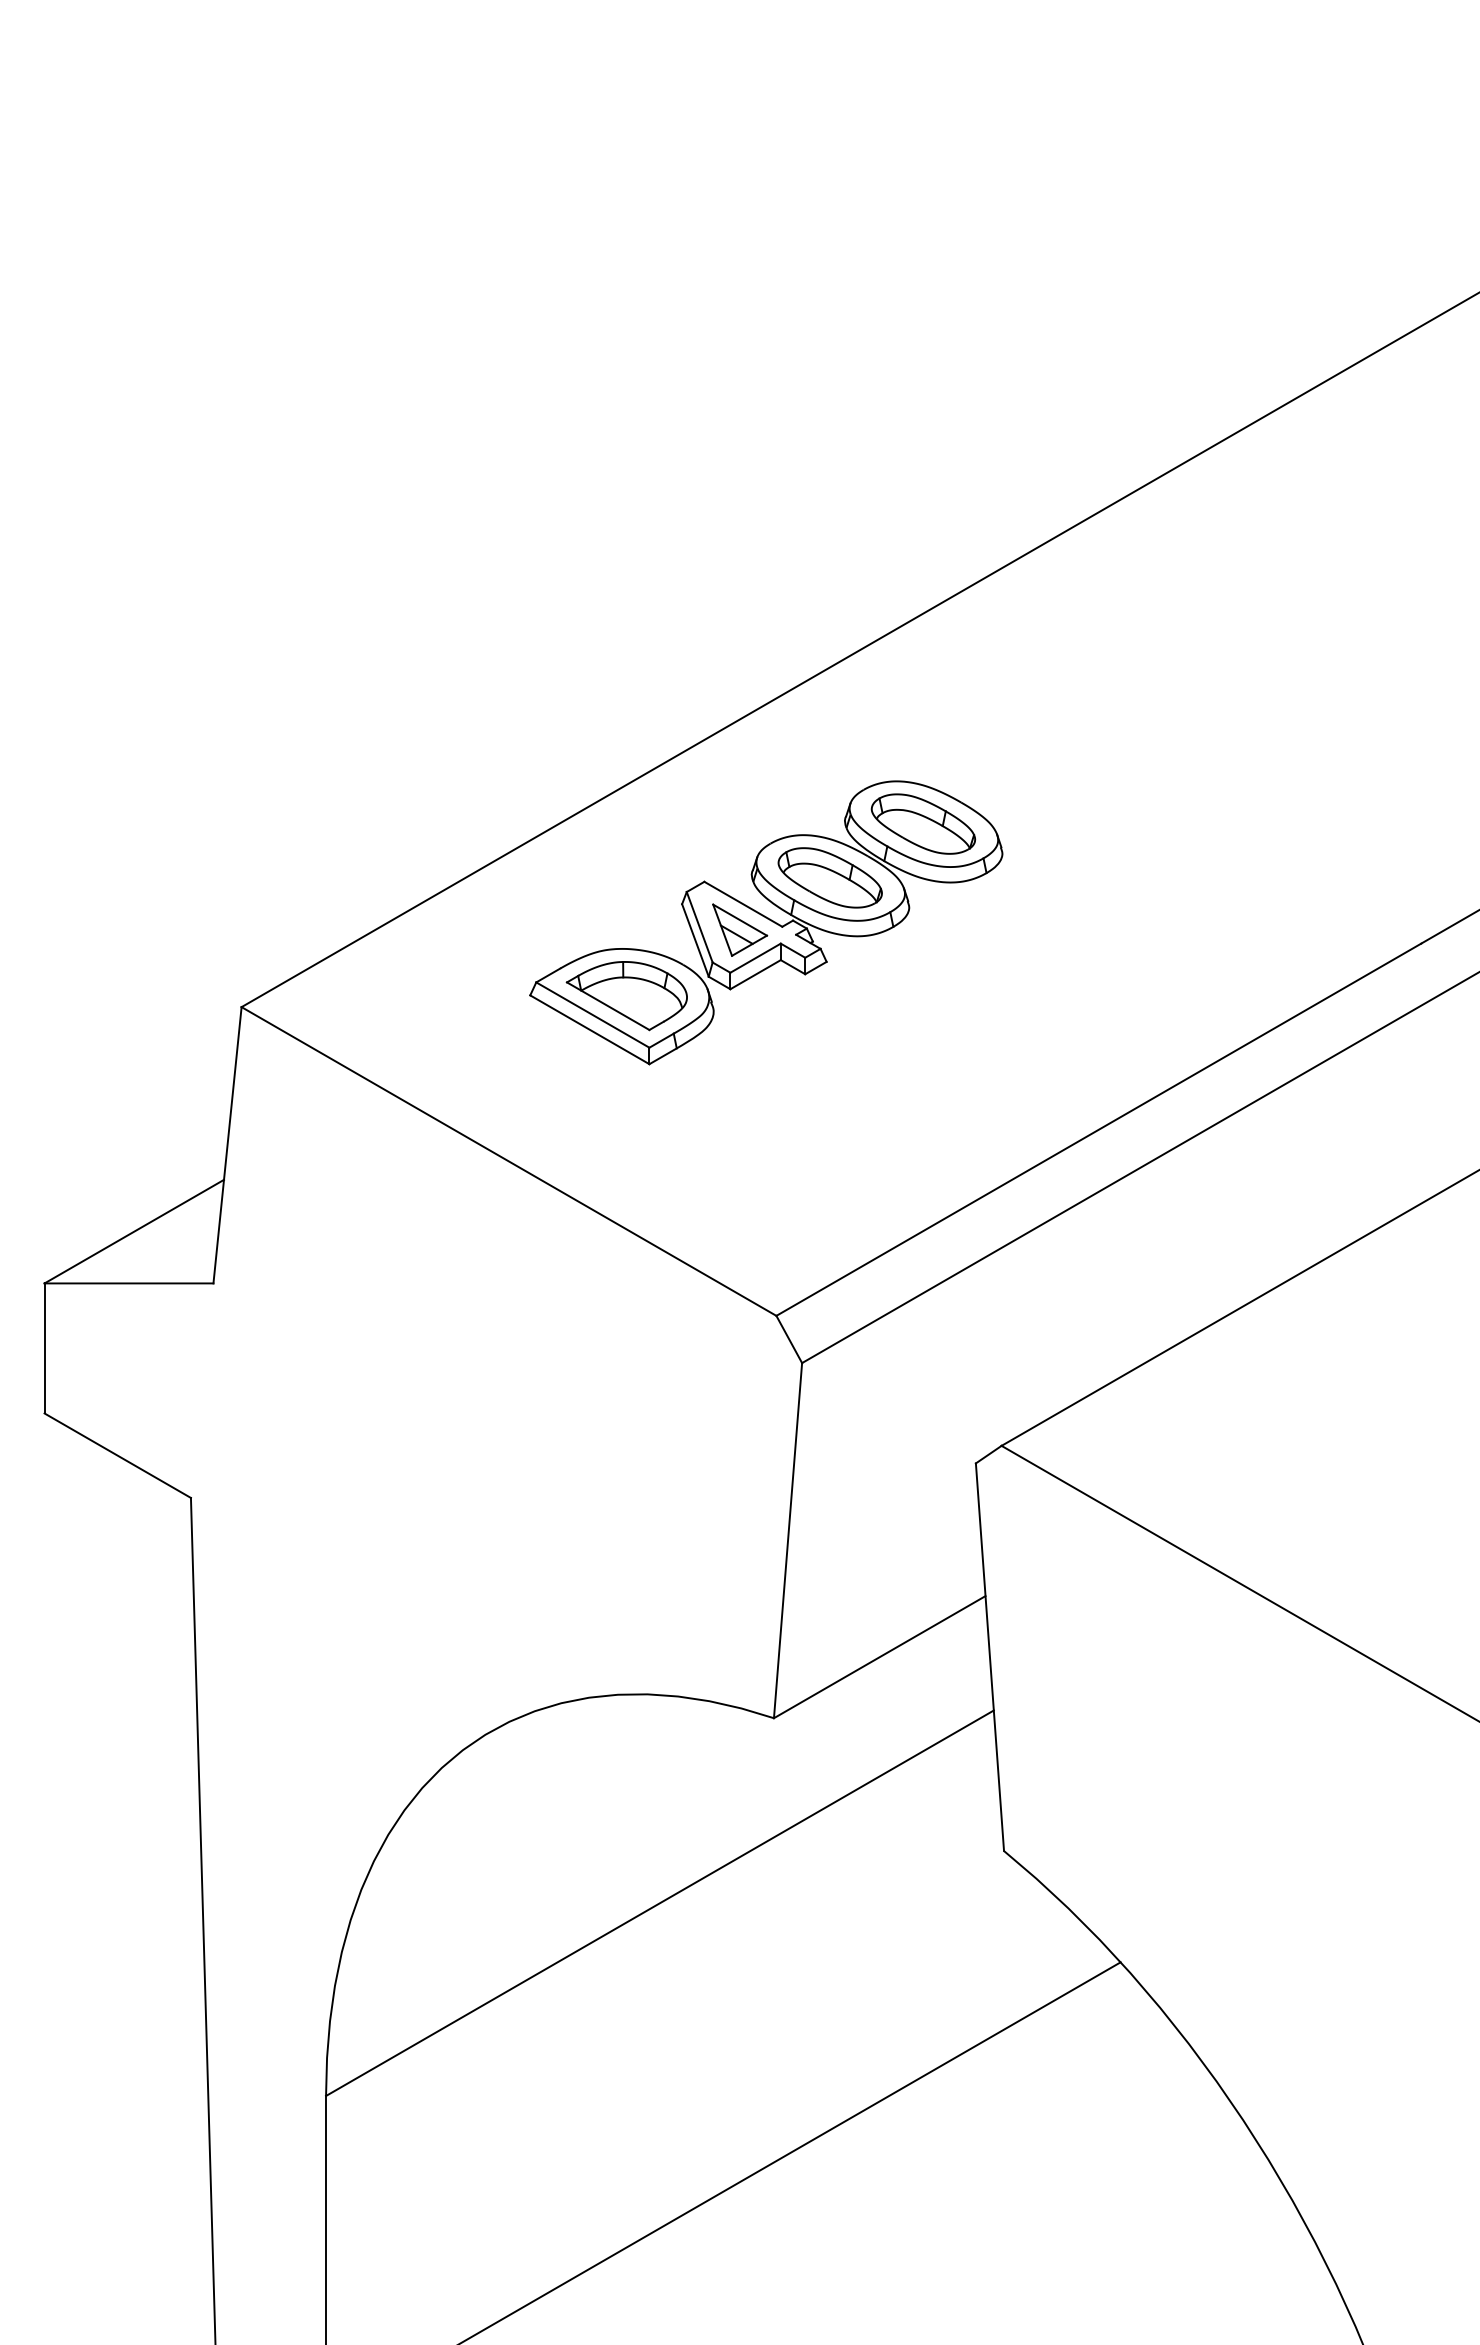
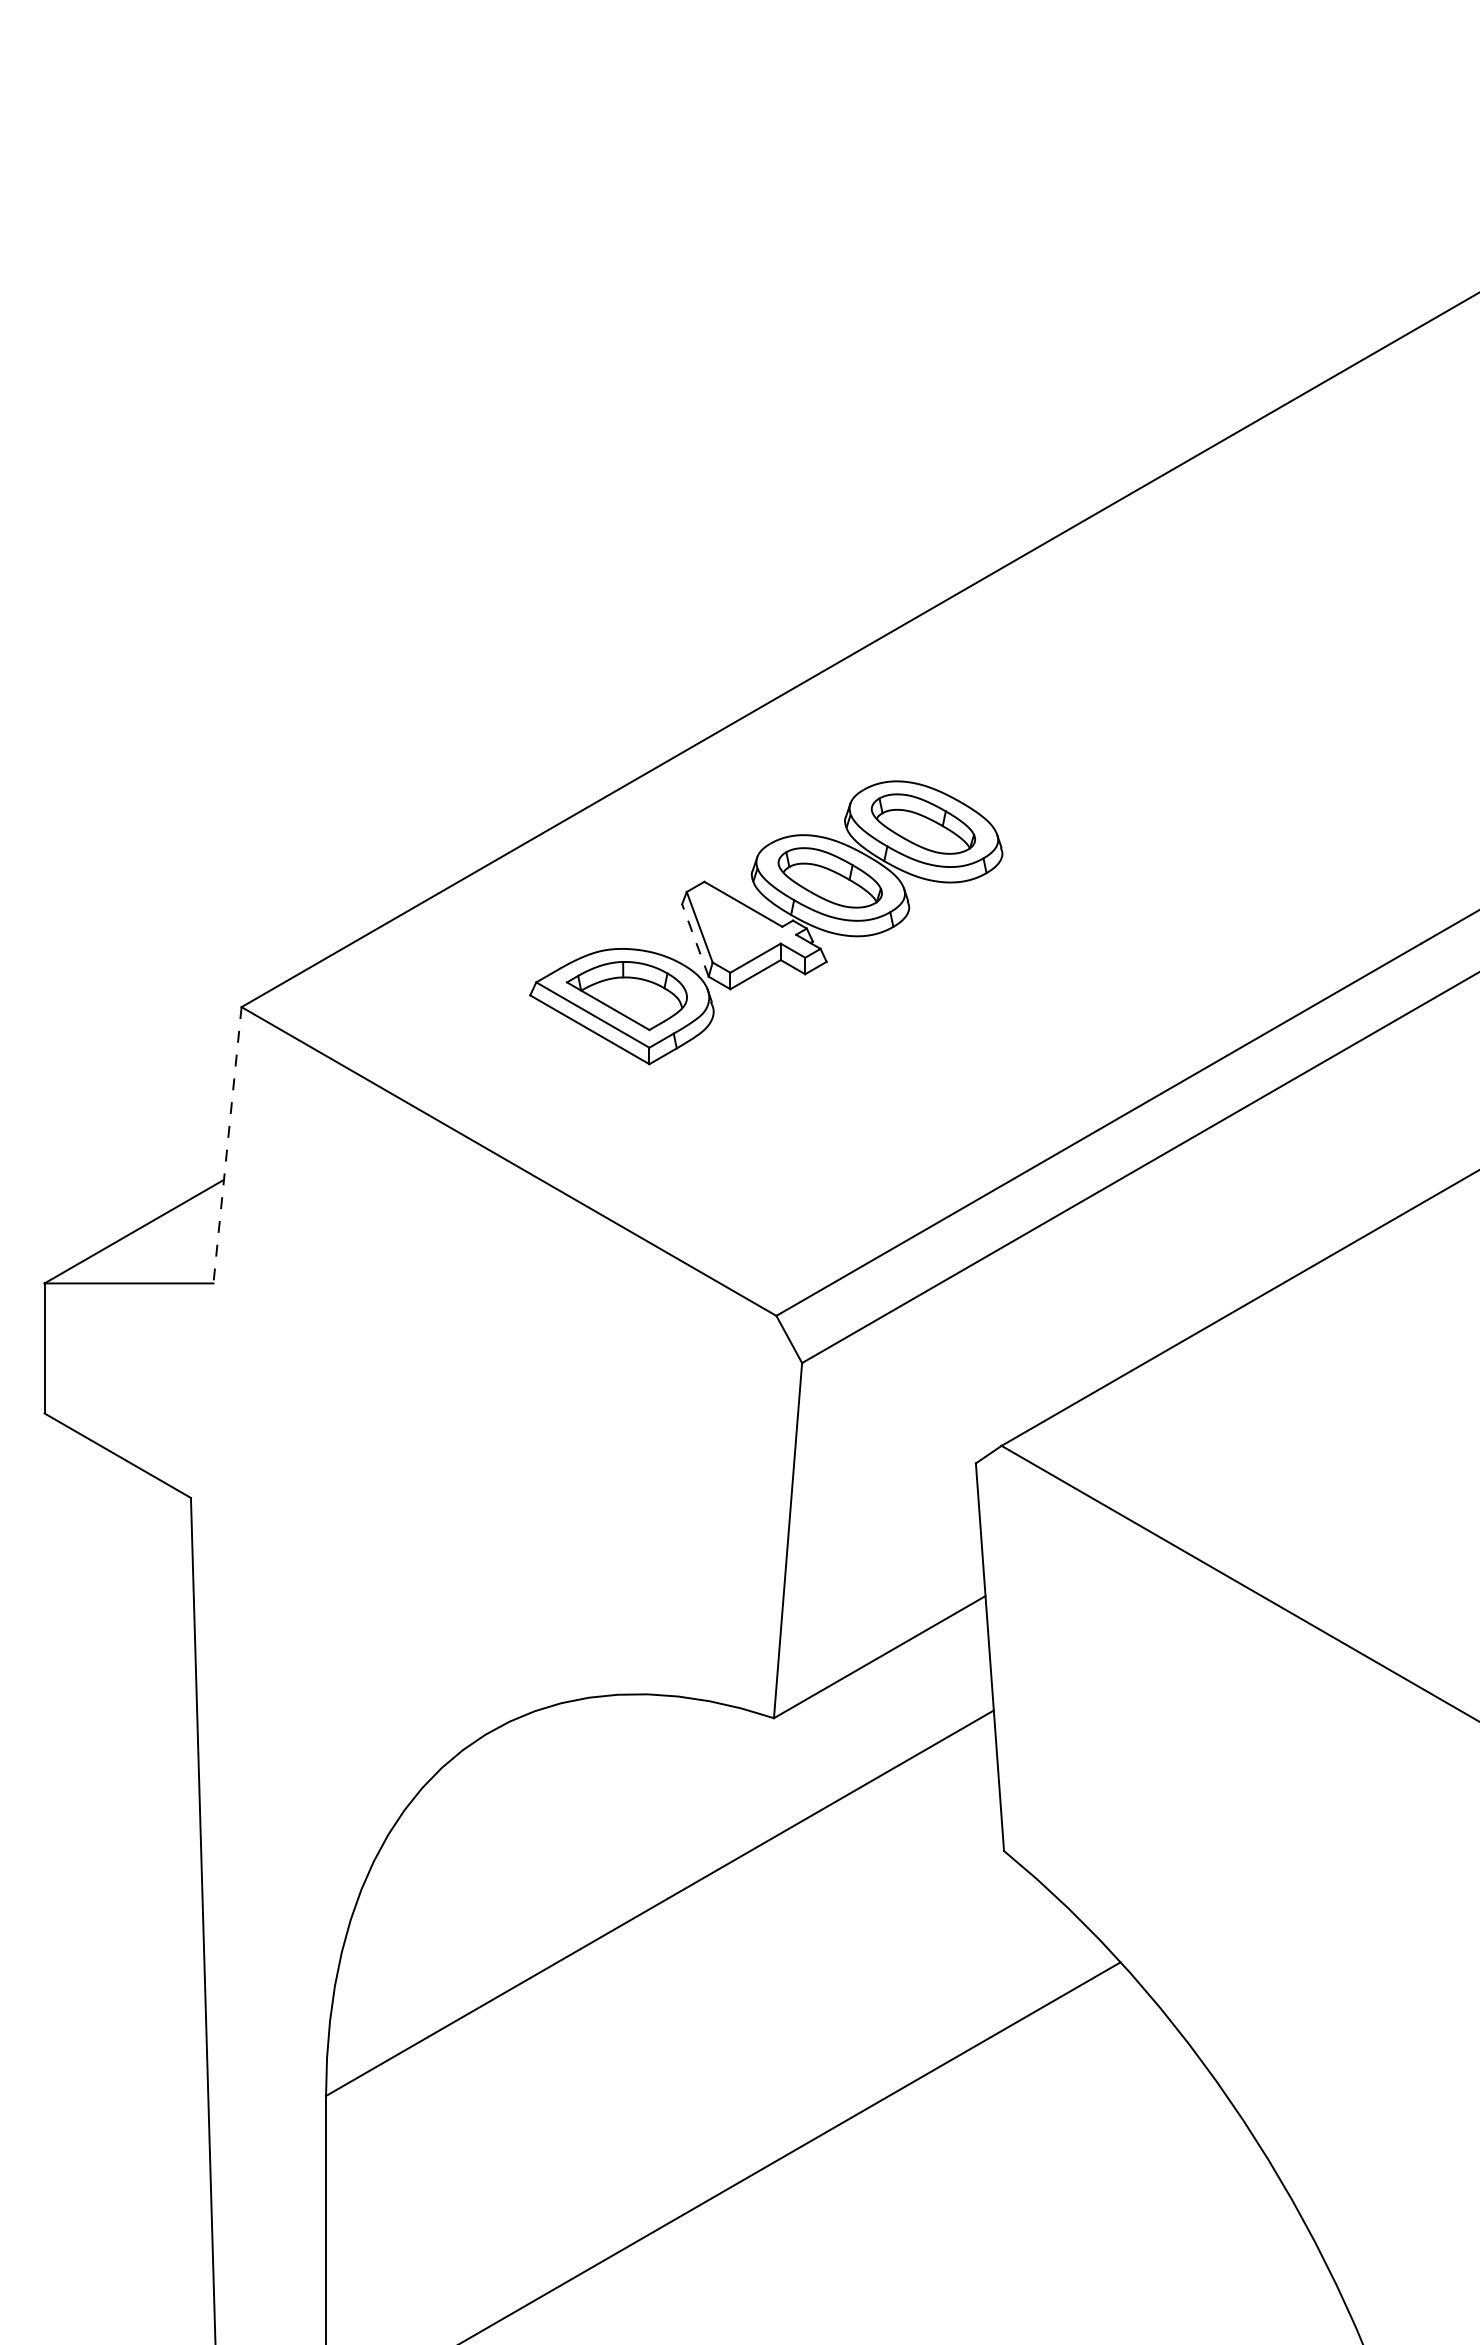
part: present -> none (740, 929)
line: solid -> dashed (695, 940)
line: solid -> dashed (227, 1145)
